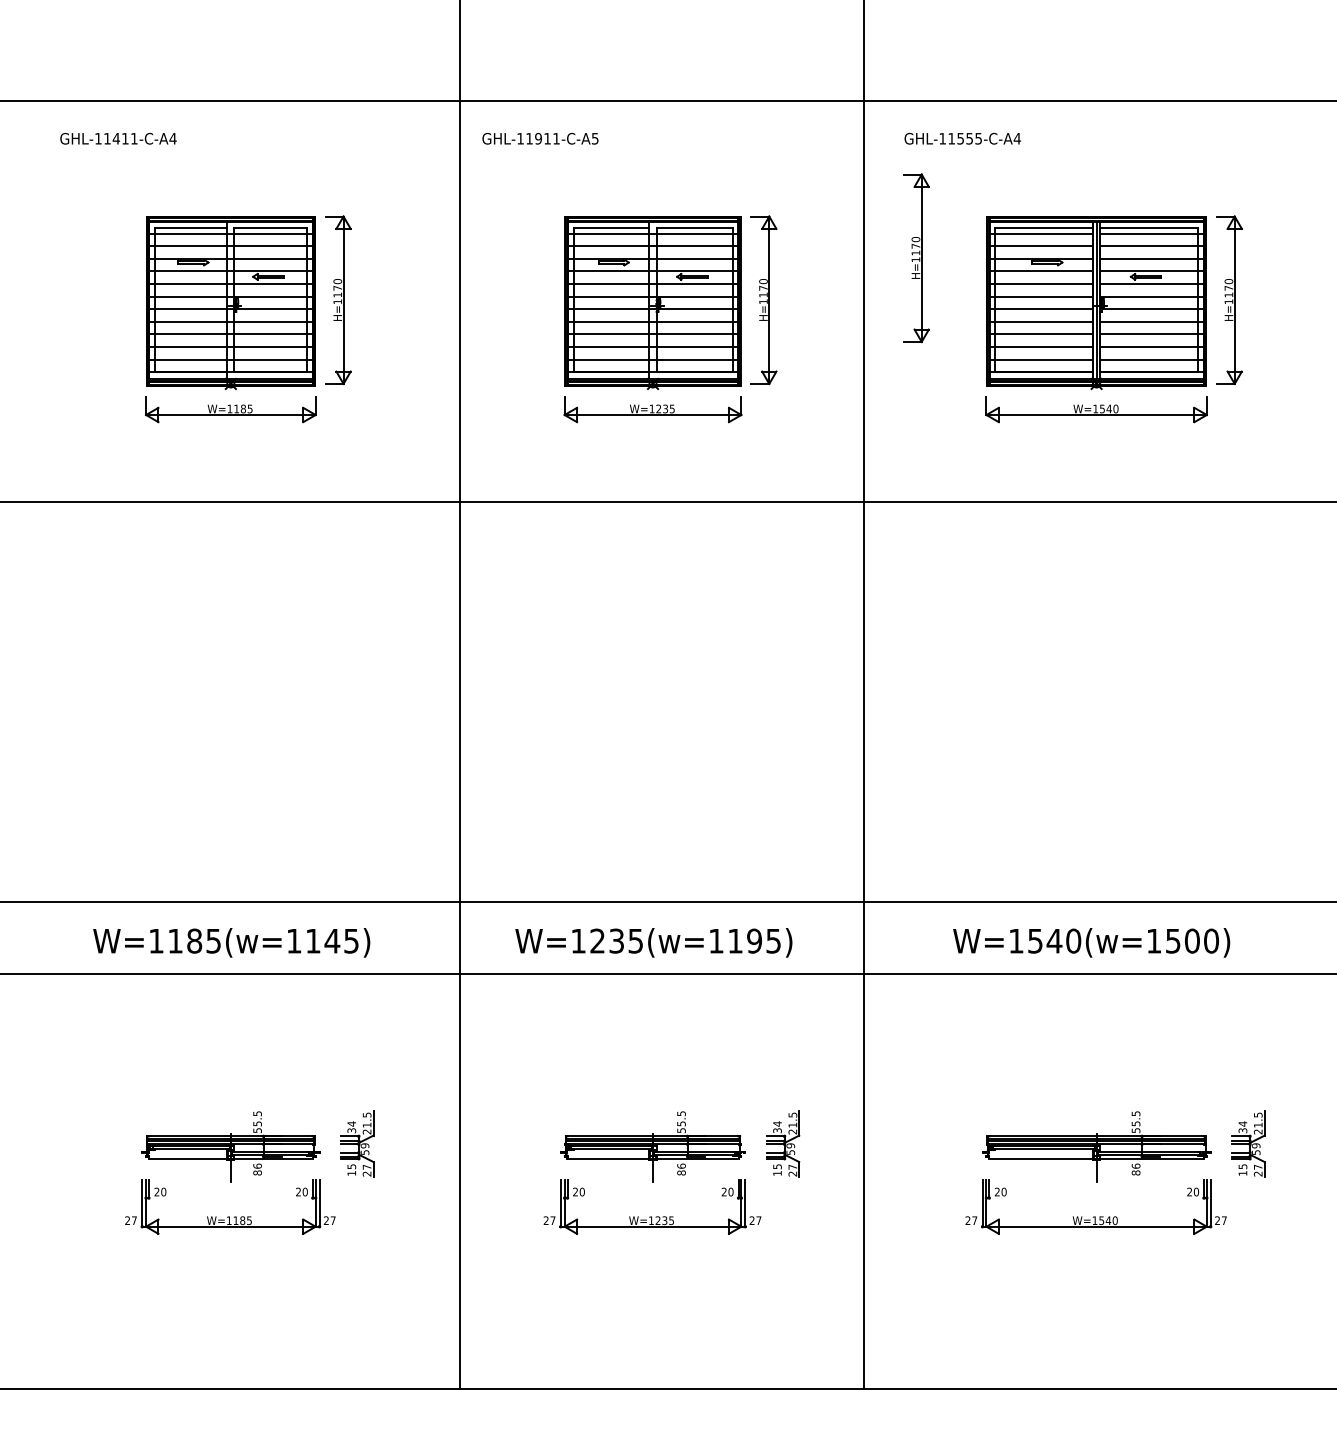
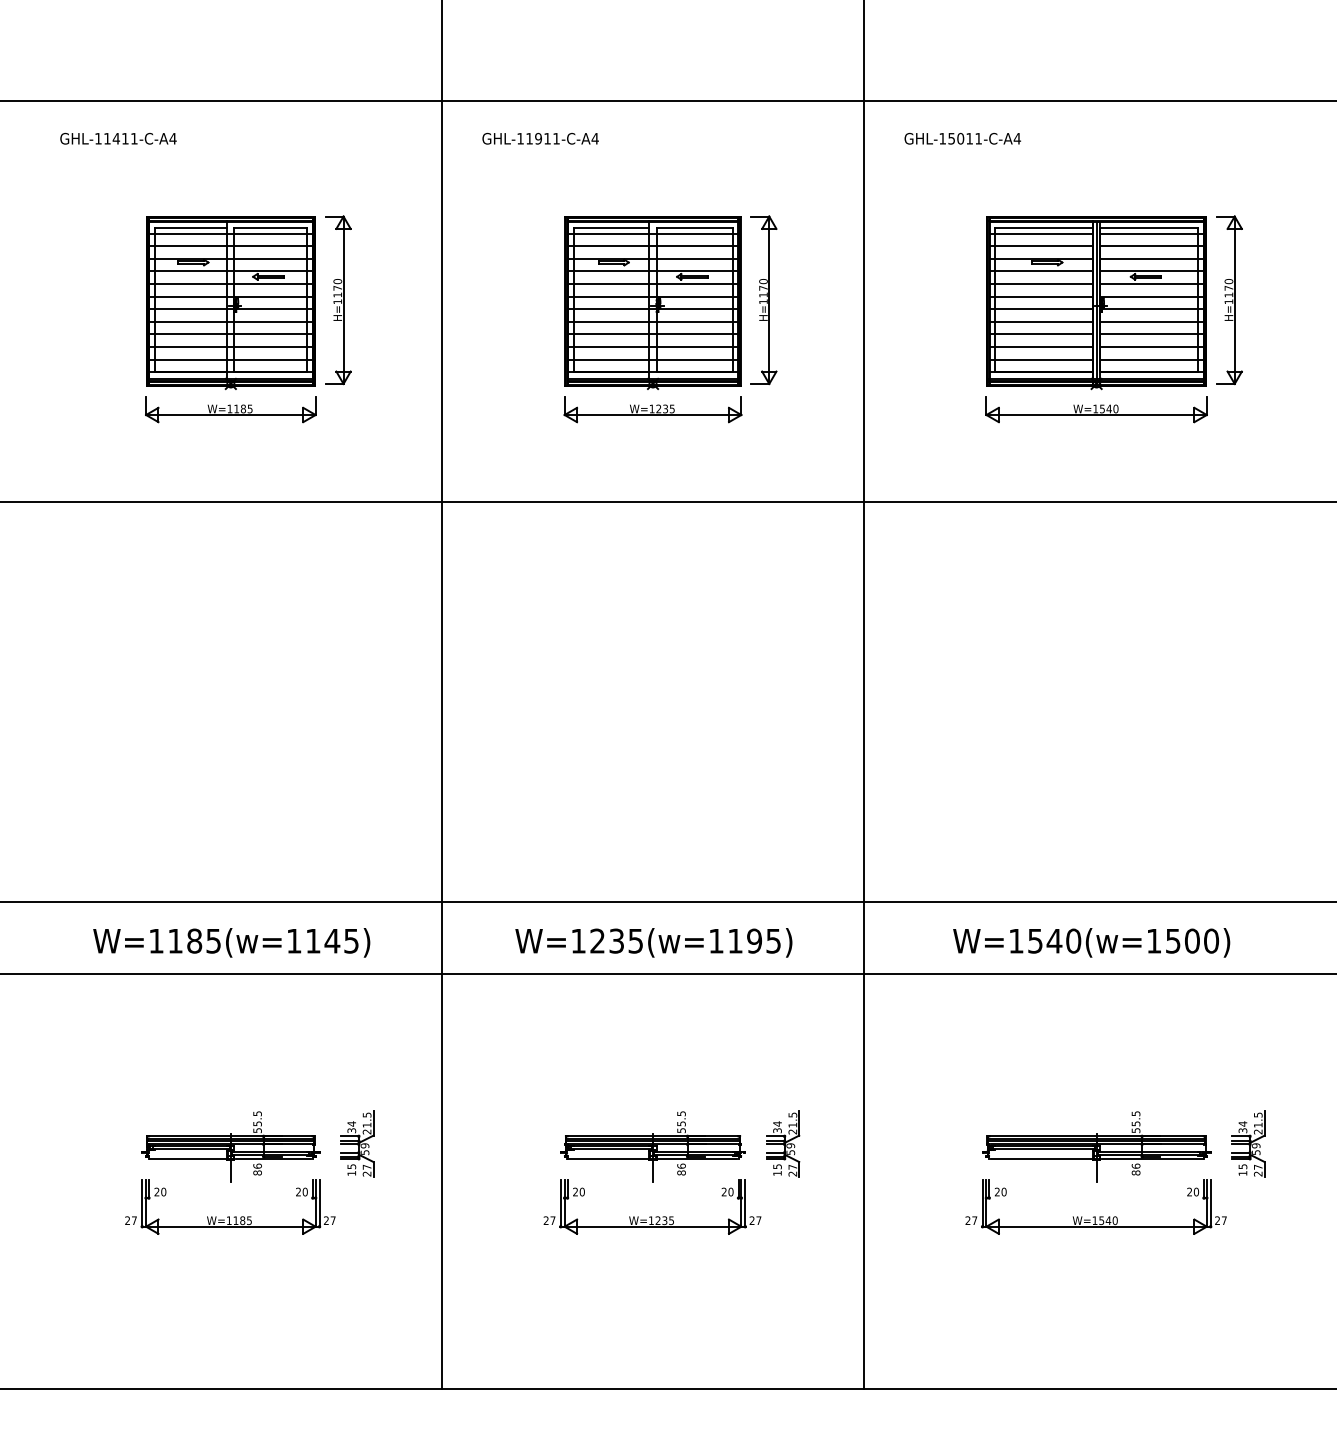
text: GHL-11911-C-A5 -> GHL-11911-C-A4 (594, 138)
text: GHL-11555-C-A4 -> GHL-15011-C-A4 (964, 138)
part: present -> none (916, 258)
line position: (459, 695) -> (441, 695) (441, 695)
